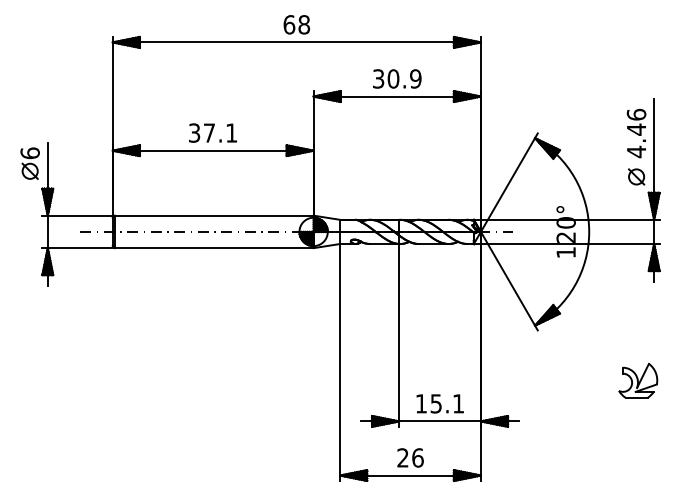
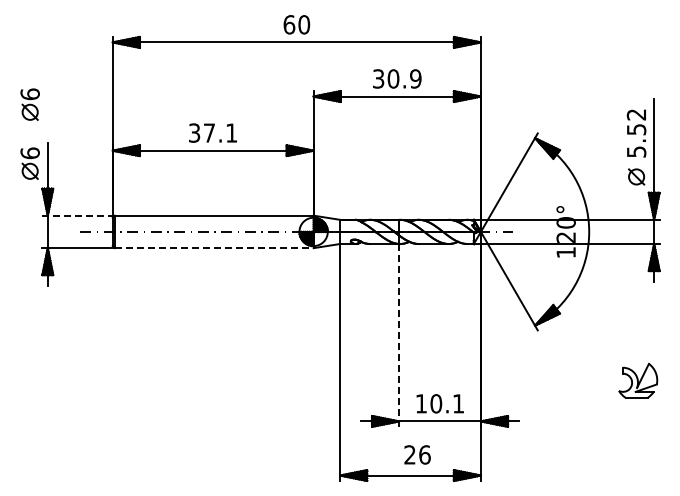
text: 68 -> 60 (304, 24)
part: none -> present (29, 104)
text: 4.46 -> 5.52 (636, 133)
line: solid -> dashed (78, 215)
line: solid -> dashed (214, 248)
line: solid -> dashed (399, 335)
text: 15.1 -> 10.1 (436, 403)
text position: (410, 457) -> (417, 454) (417, 454)
